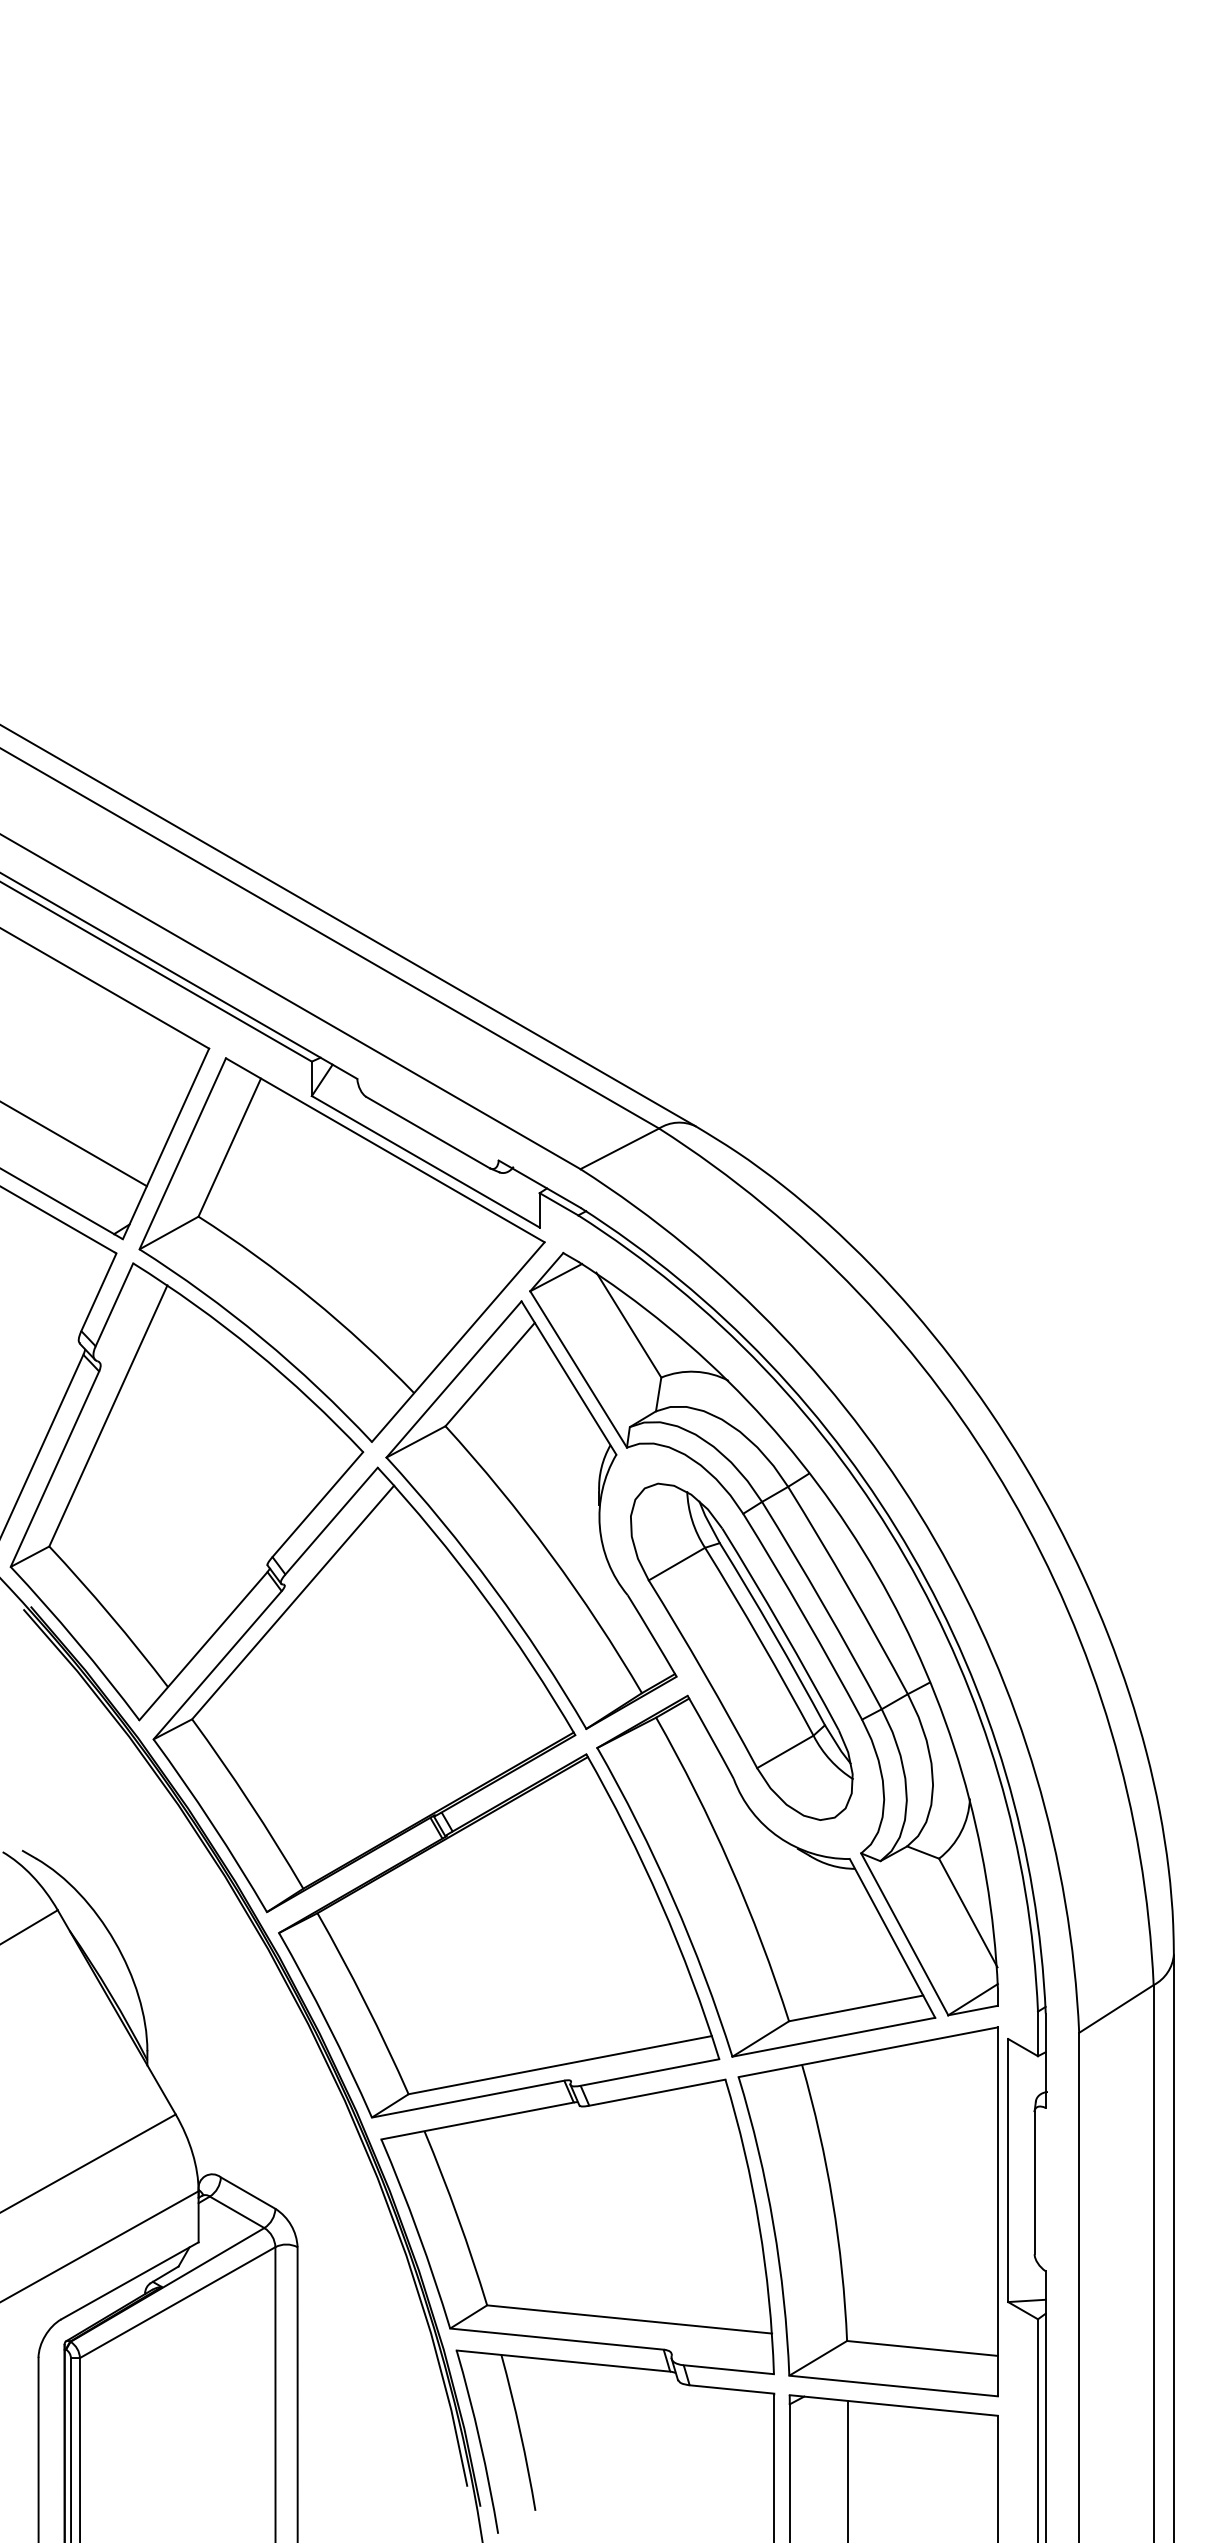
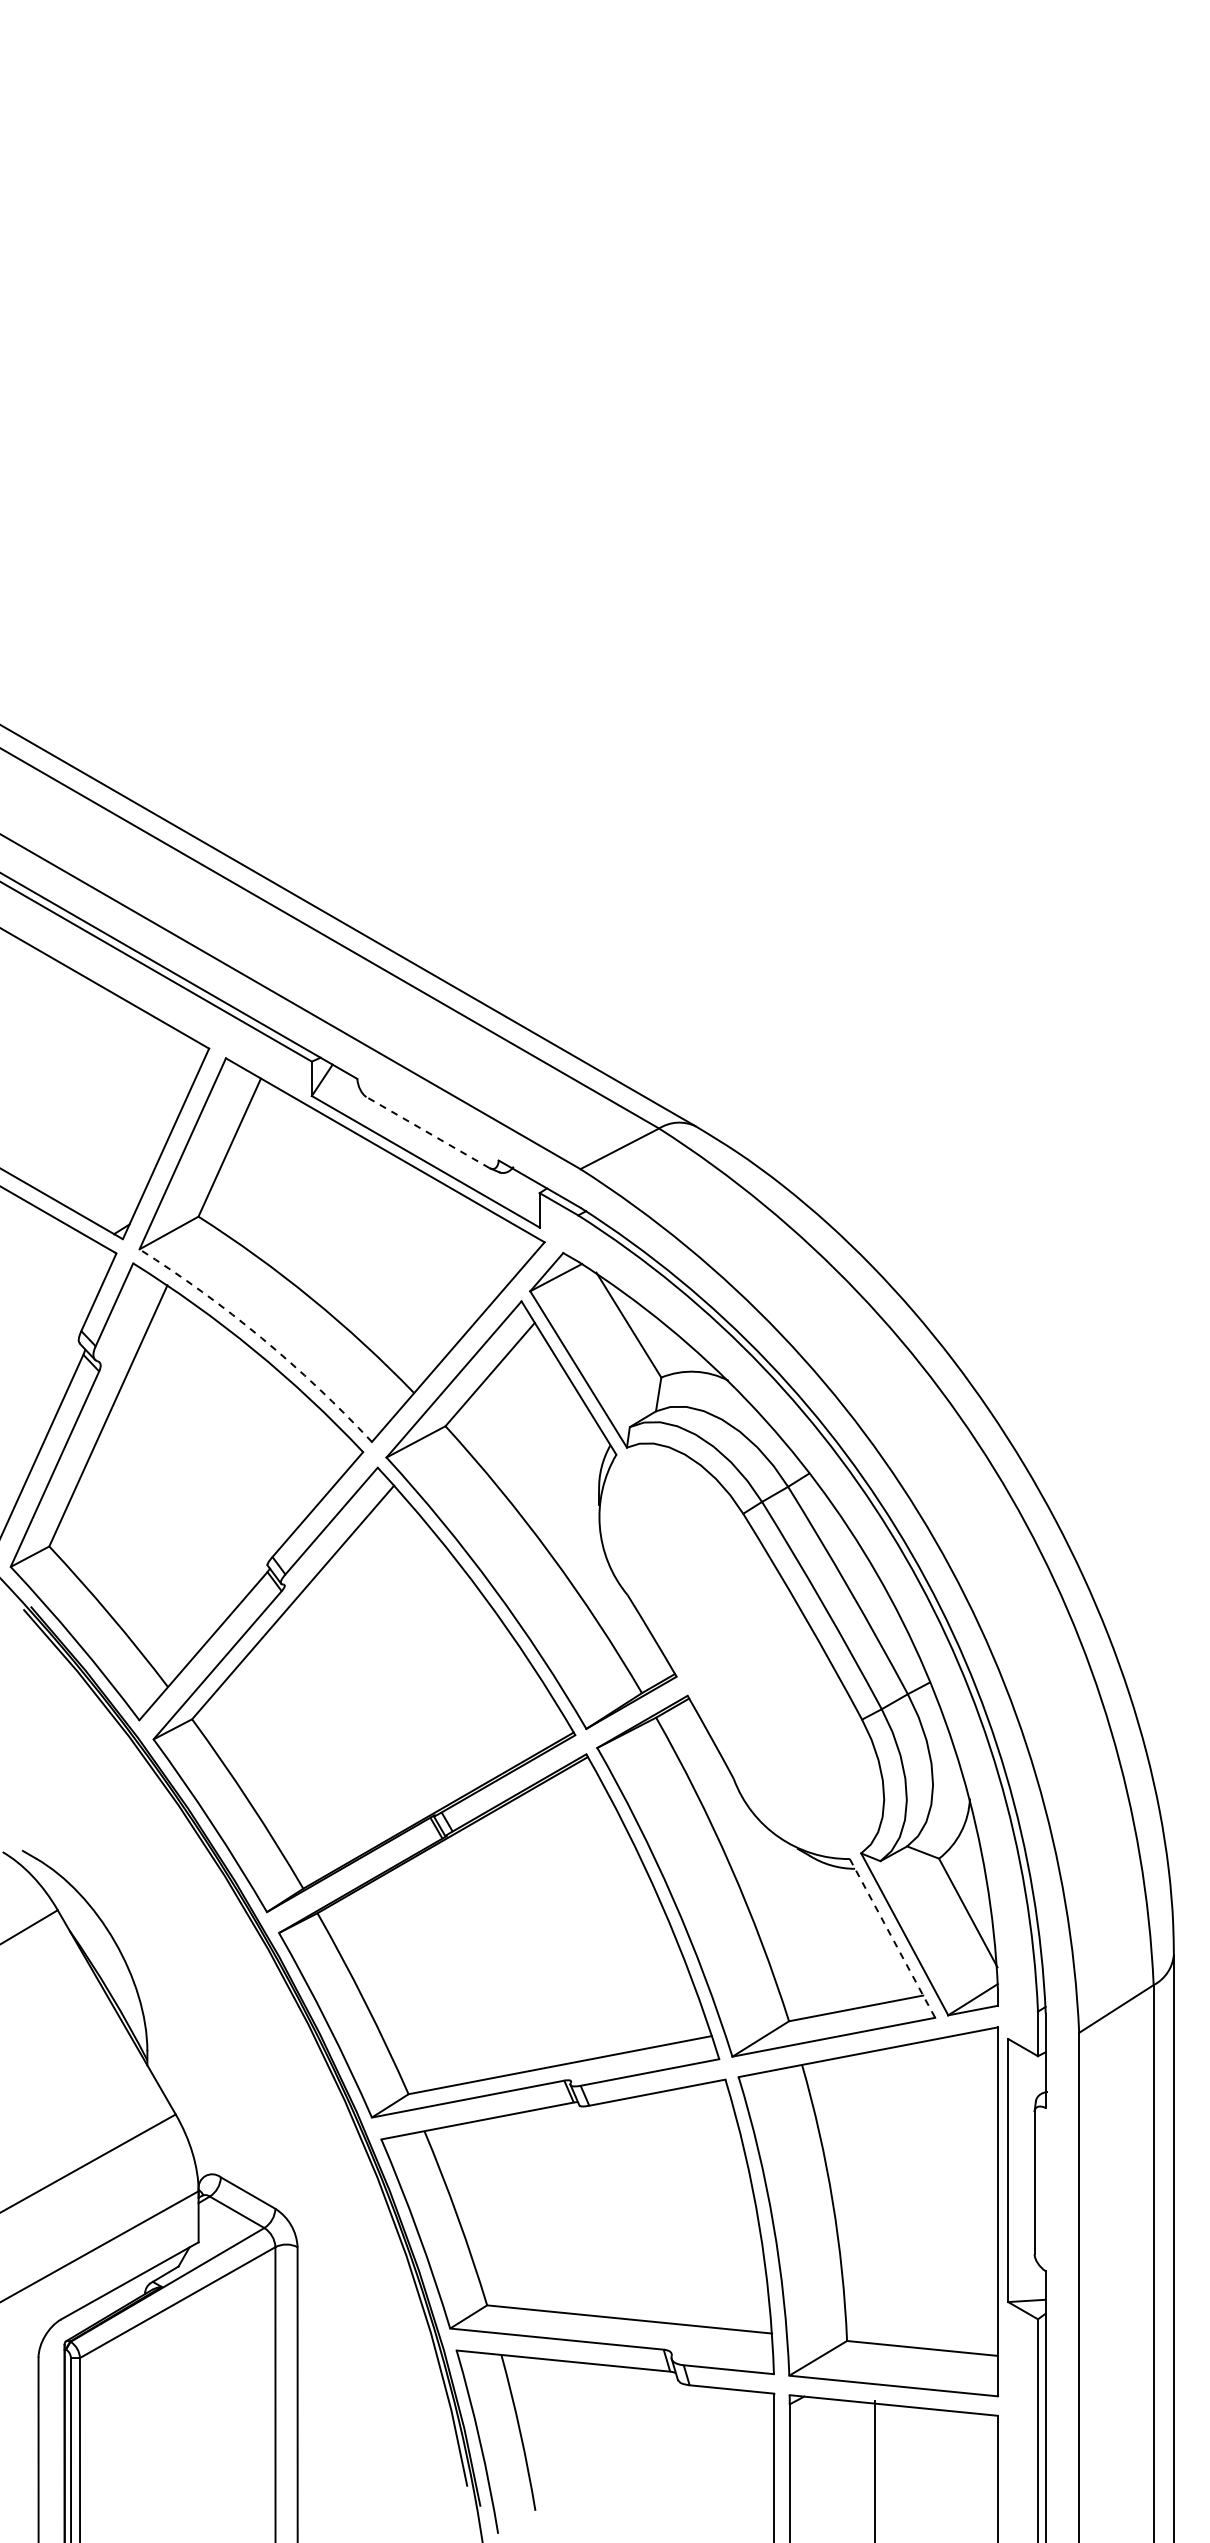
line: solid -> dashed (427, 1132)
line: present -> none (74, 1144)
arc: solid -> dashed (261, 1338)
part: present -> none (741, 1651)
line: solid -> dashed (892, 1938)
line position: (847, 2469) -> (874, 2469) (874, 2469)
